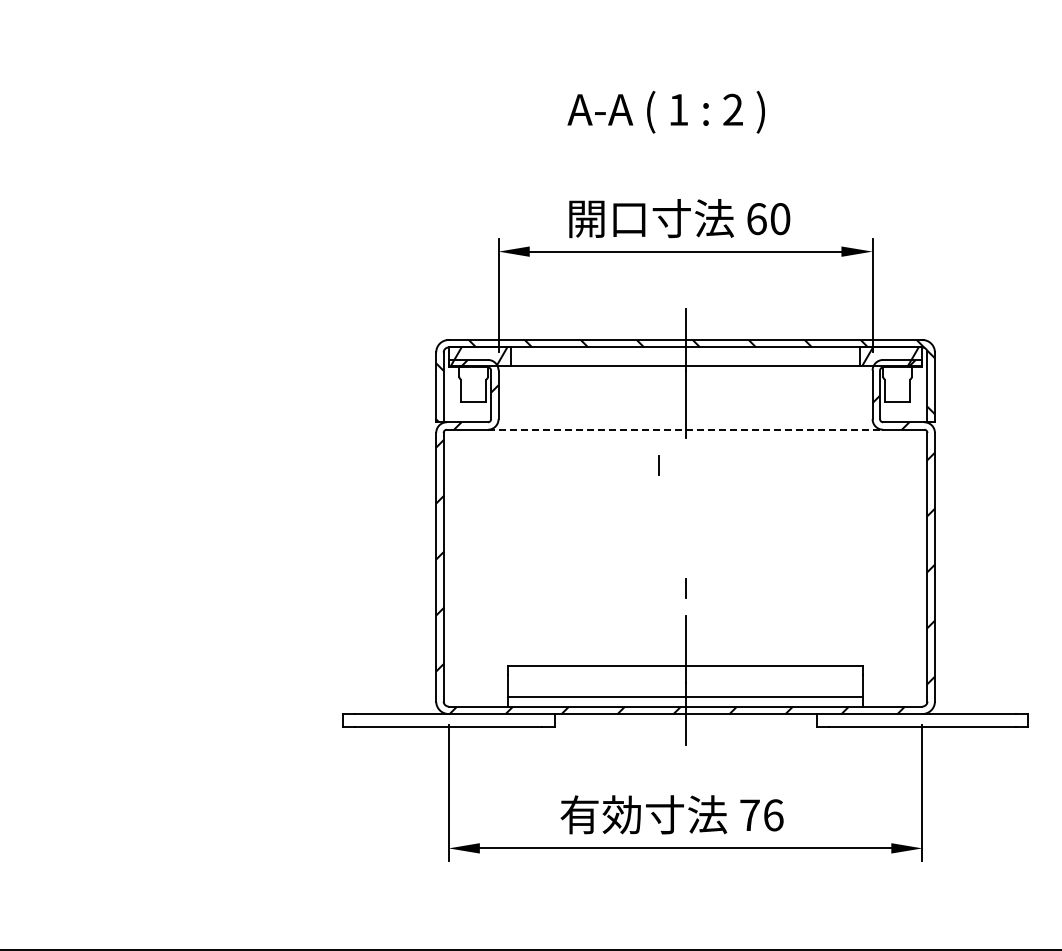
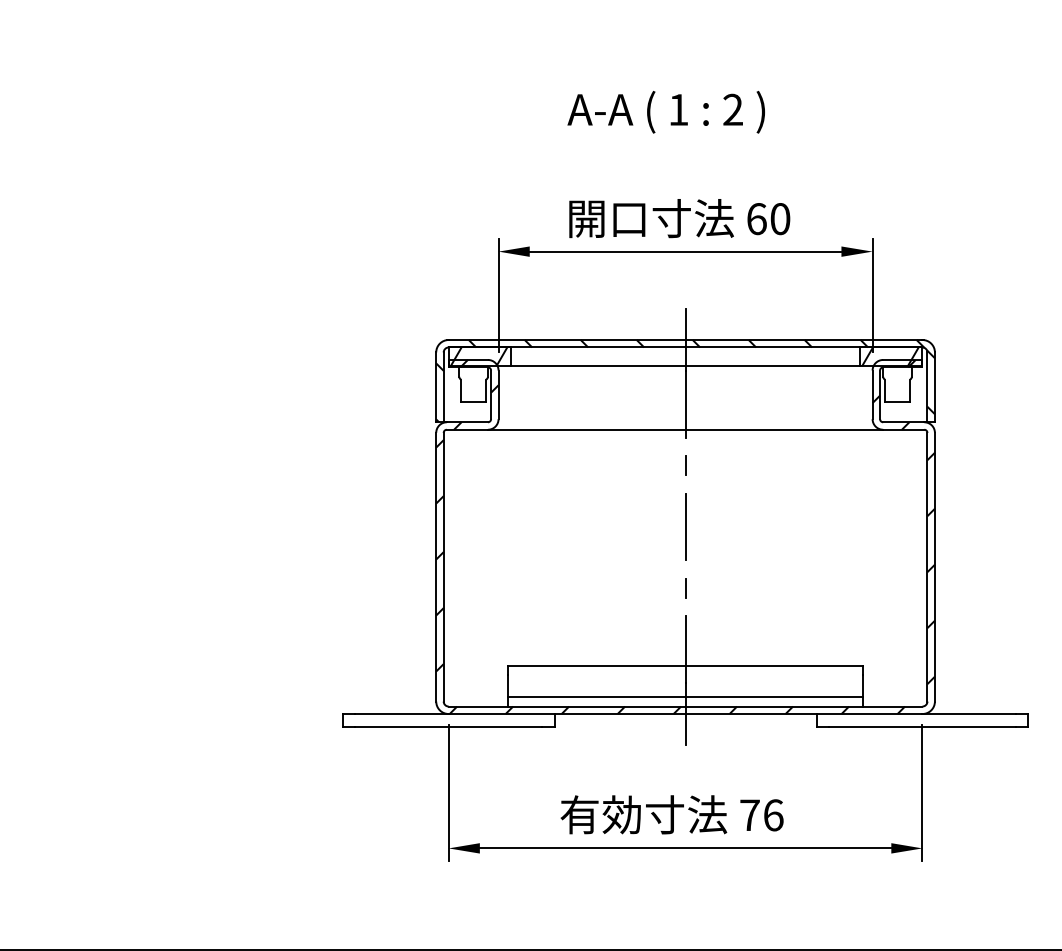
line: dashed -> solid (685, 429)
line position: (658, 465) -> (685, 465) (685, 465)
line: none -> present (685, 526)
